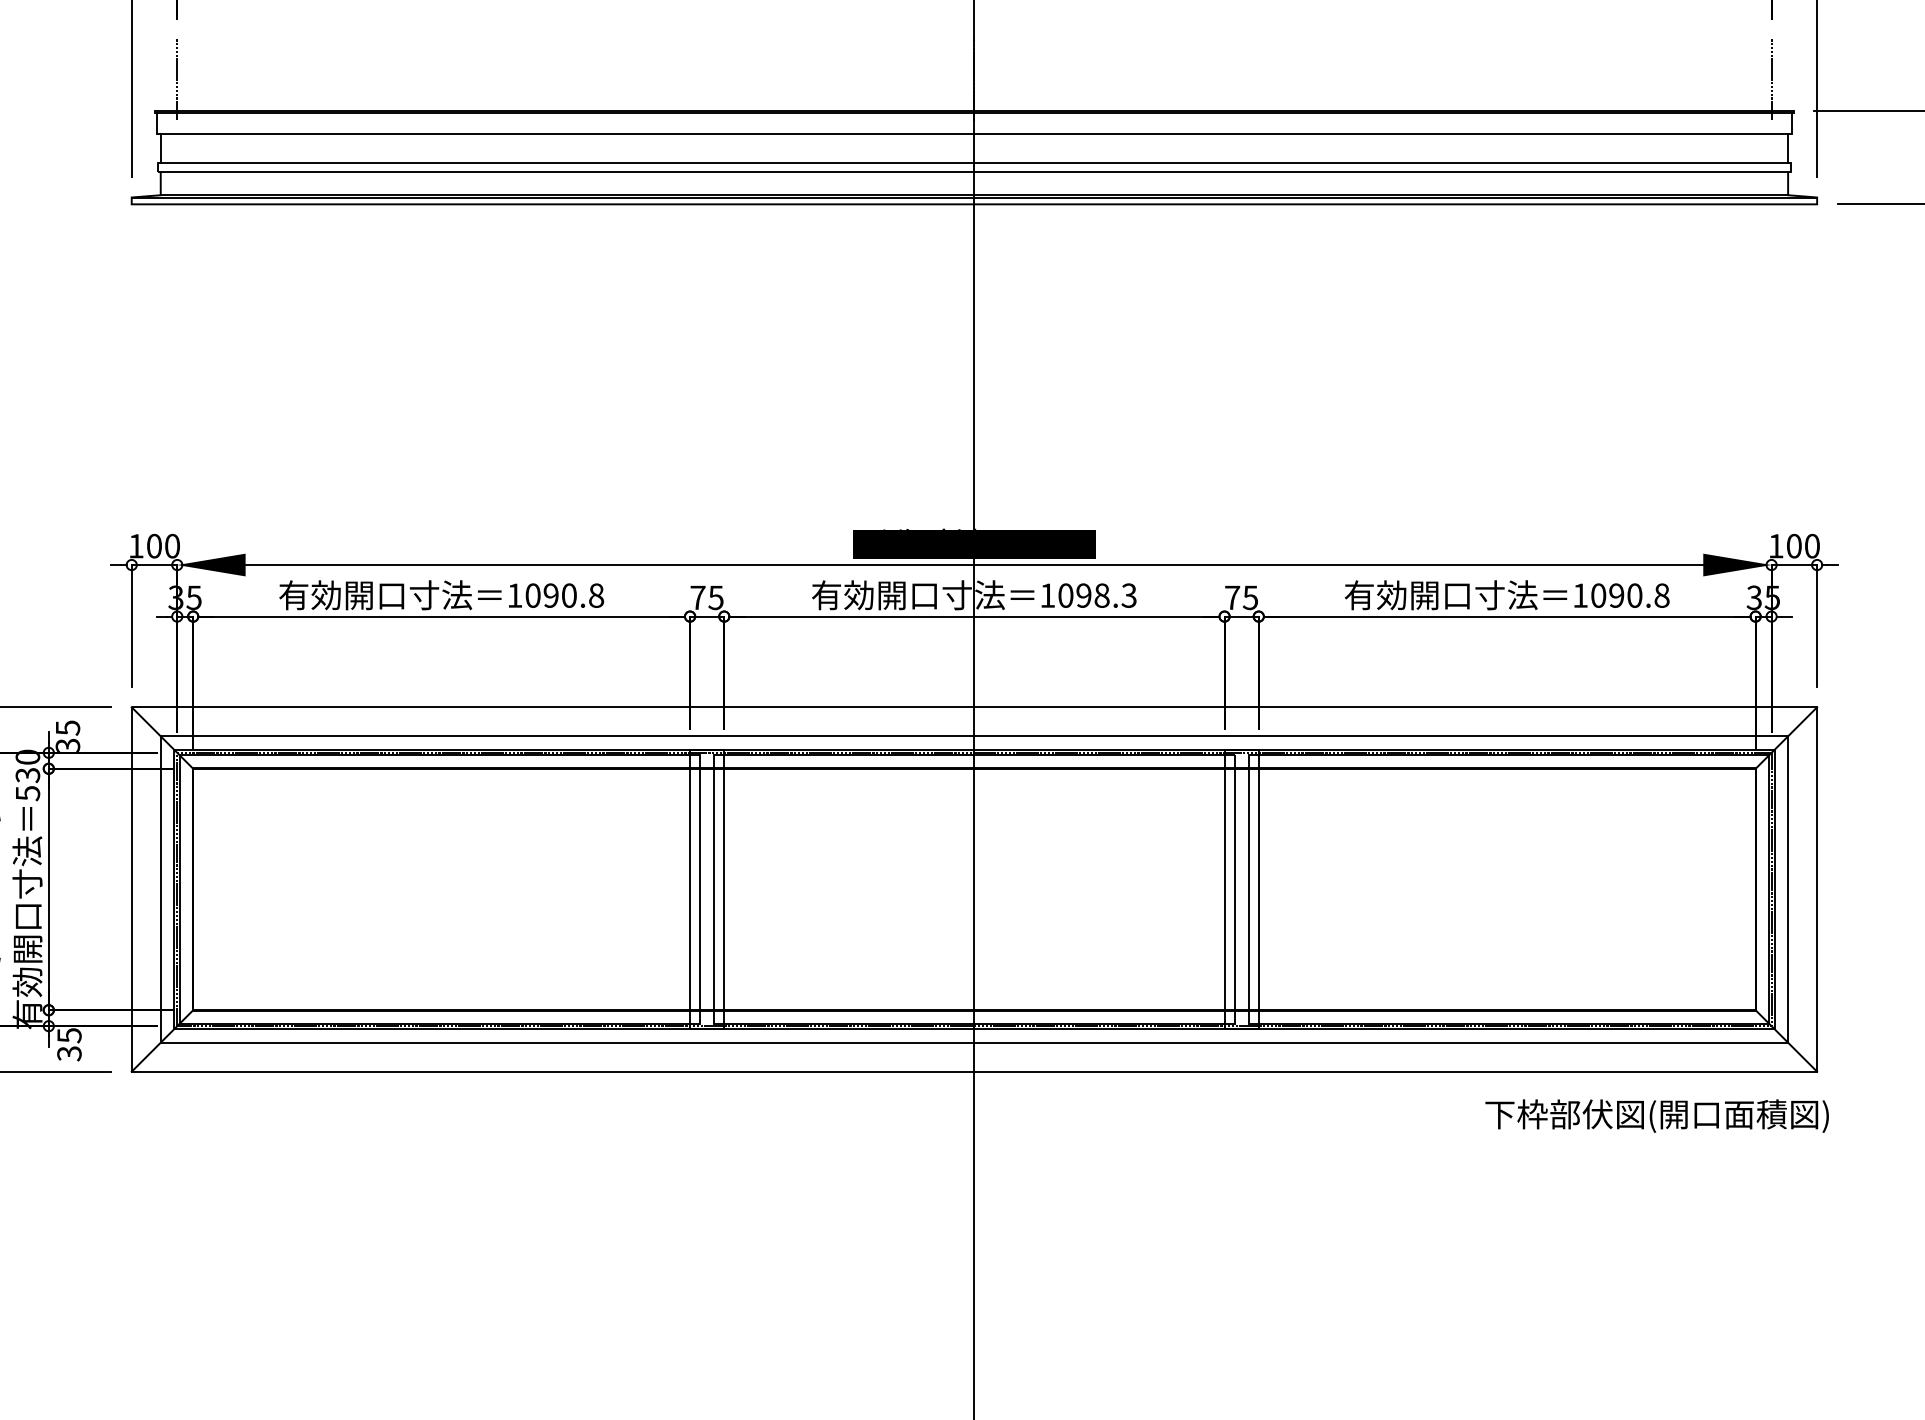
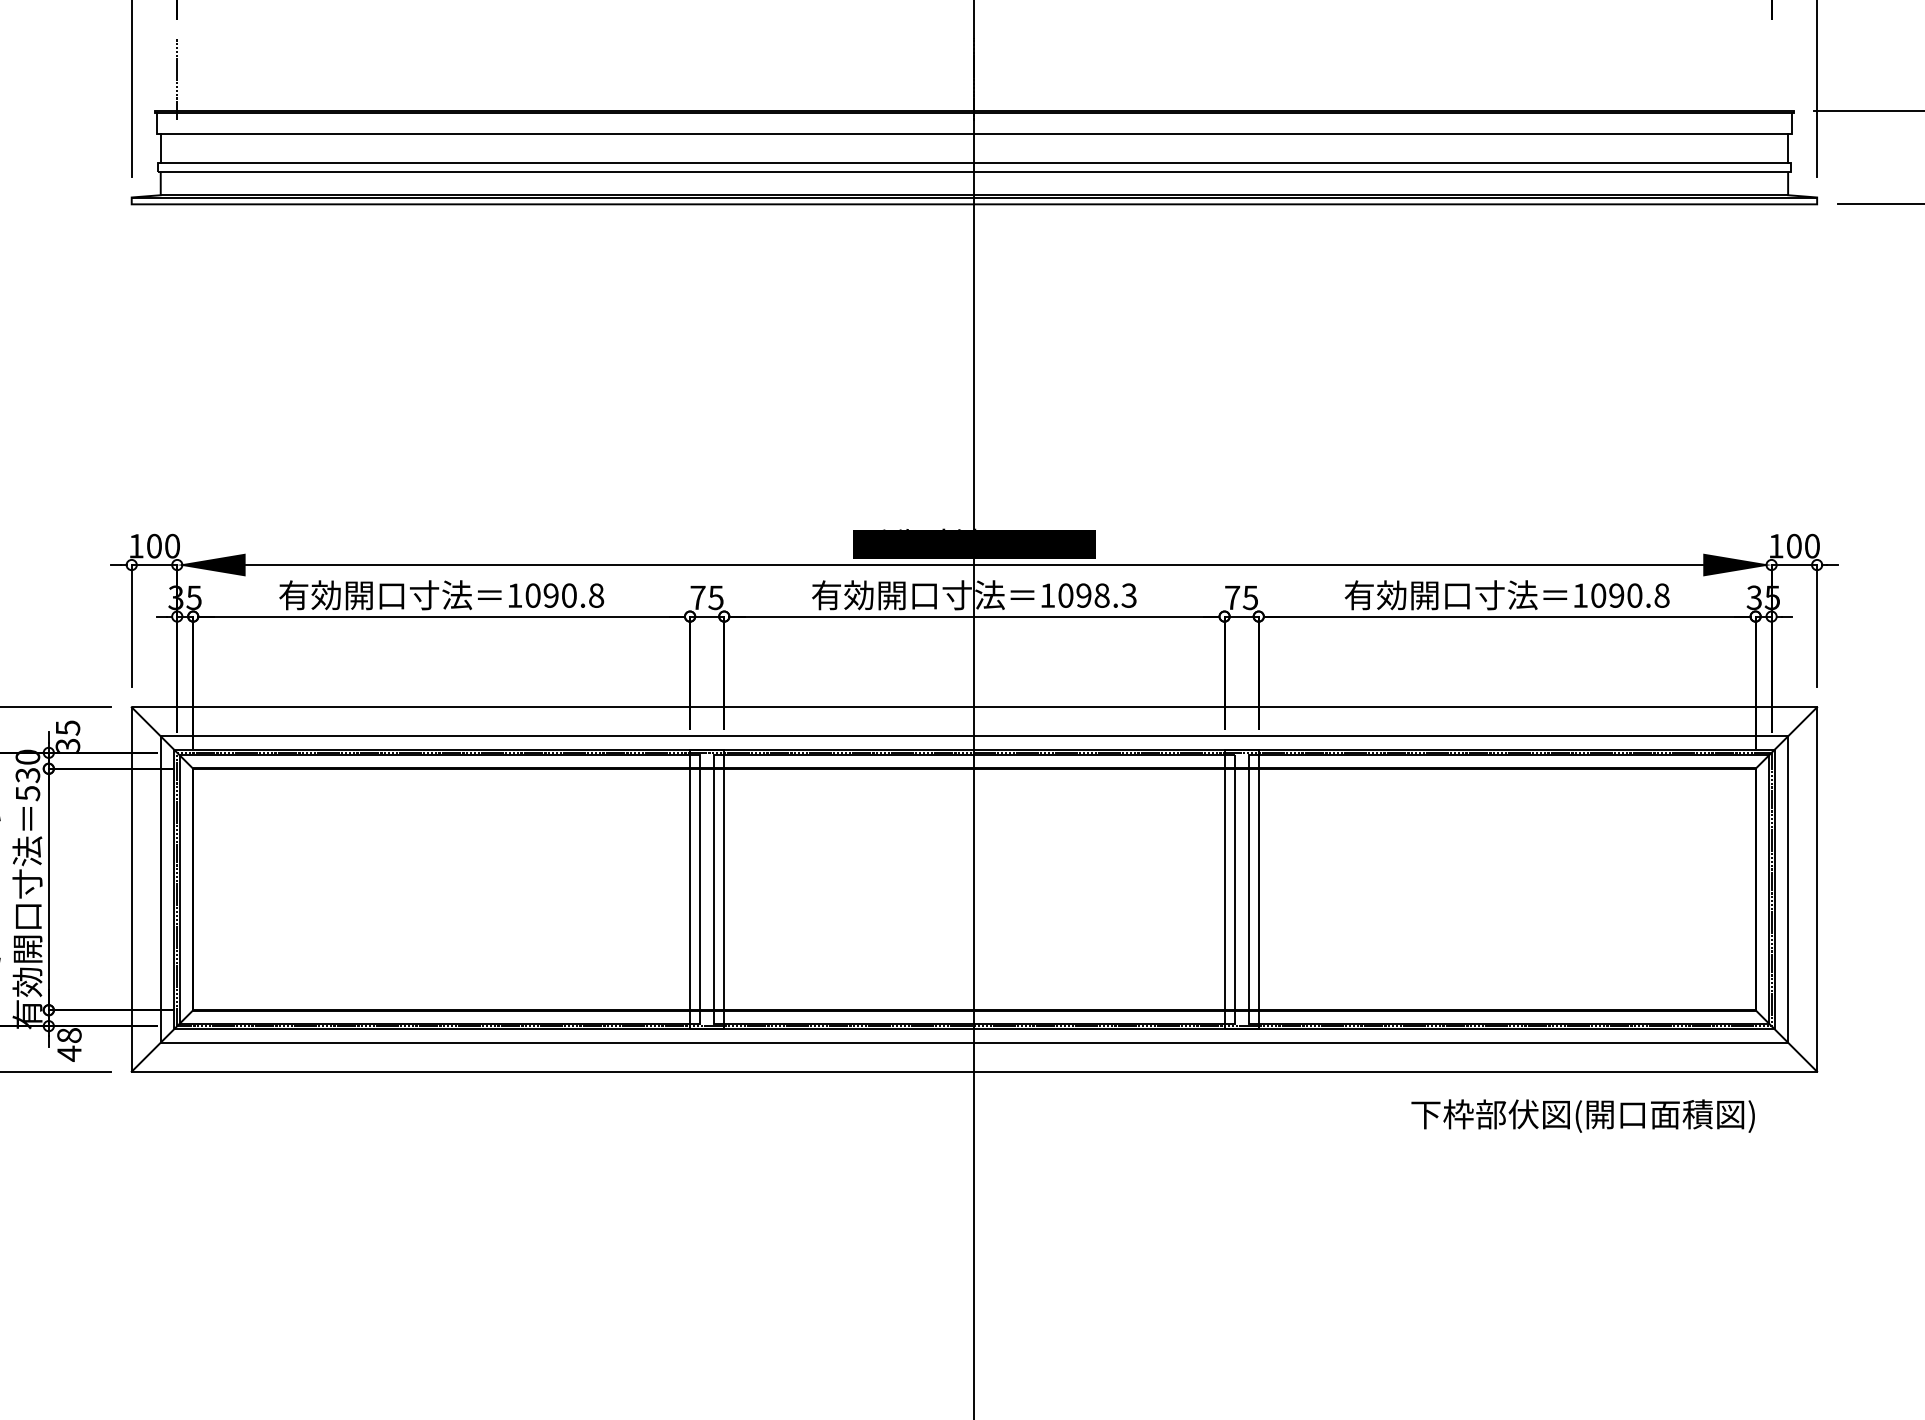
line: present -> none (1771, 79)
text: 35 -> 48 (69, 1044)
text position: (1656, 1115) -> (1582, 1115) (1582, 1115)
